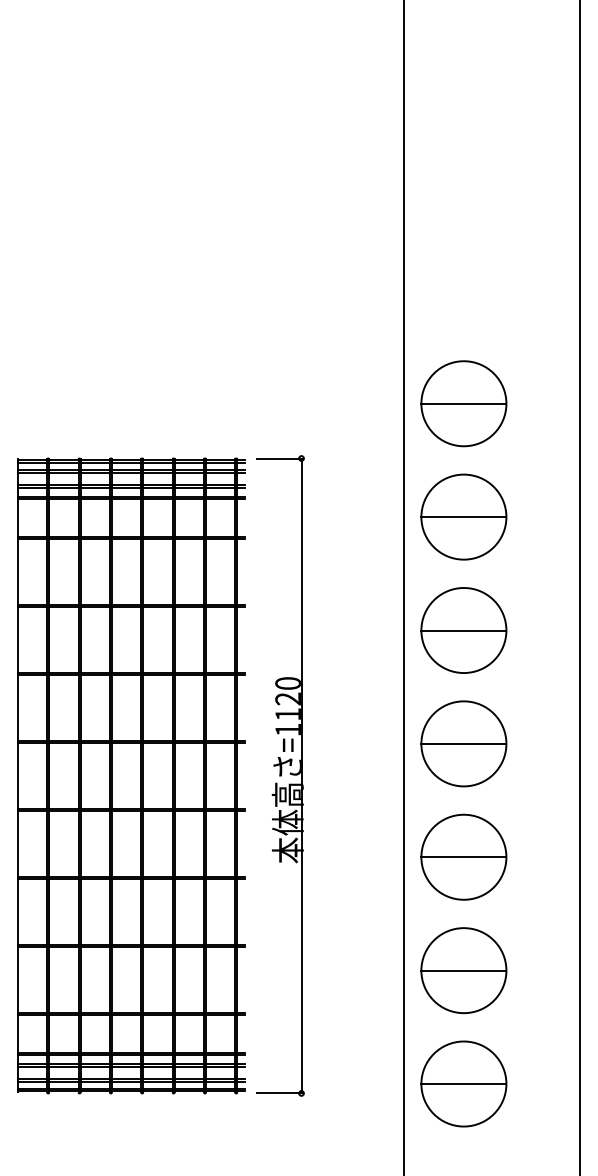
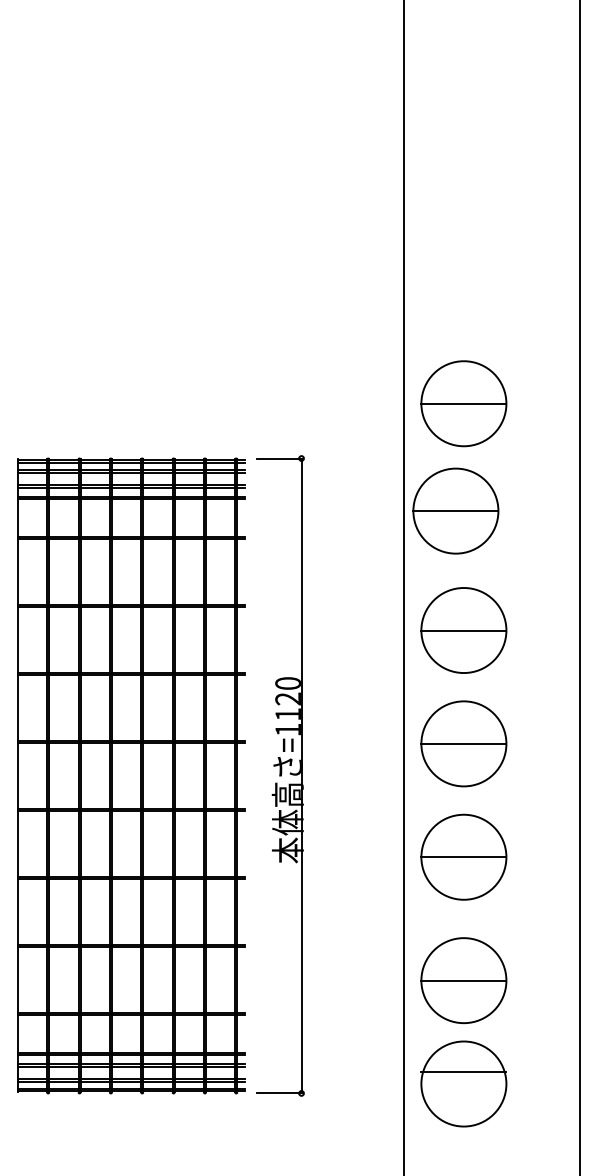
part position: (463, 516) -> (455, 510) (455, 510)
part position: (463, 970) -> (463, 980) (463, 980)
line position: (463, 1084) -> (463, 1072) (463, 1072)
